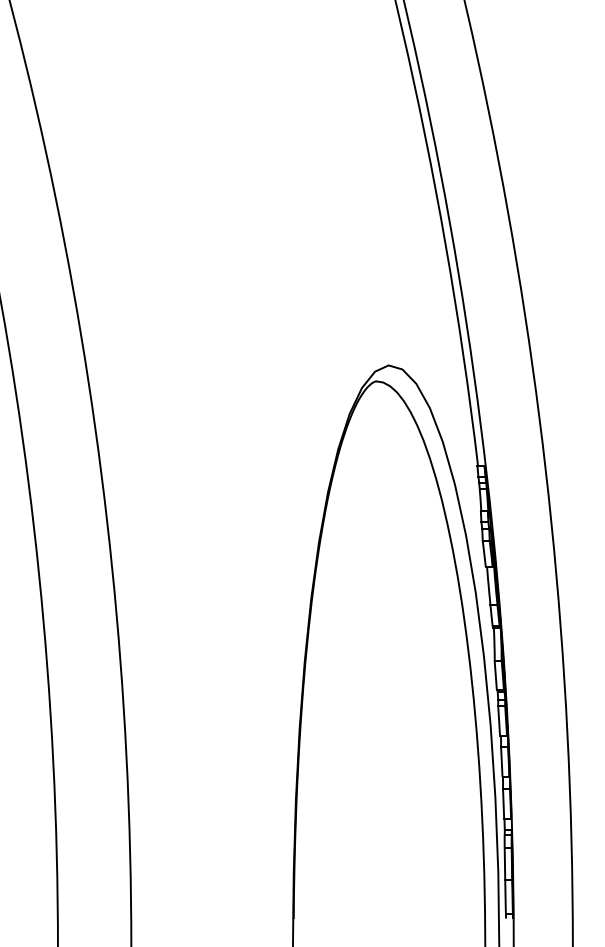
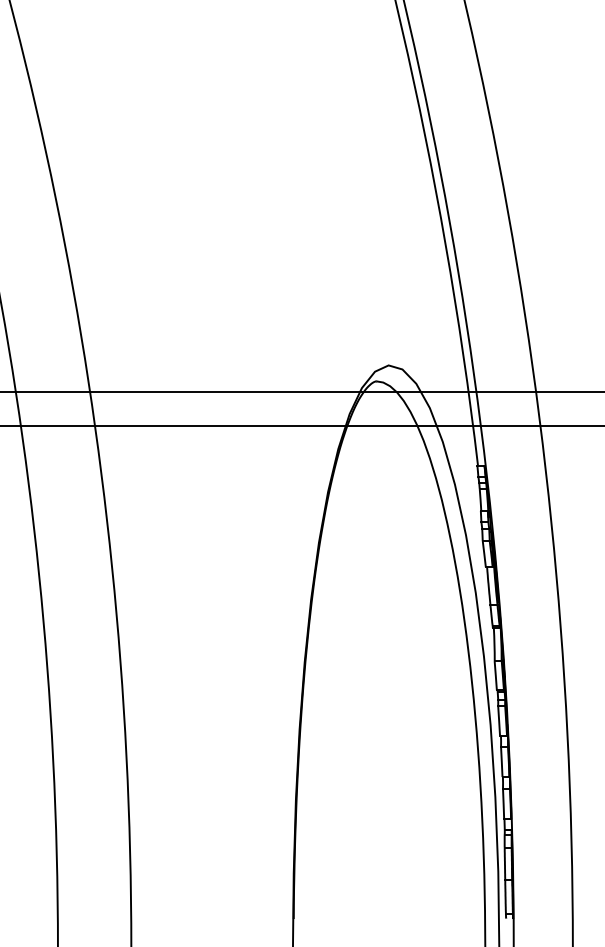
line: none -> present (301, 391)
line: none -> present (301, 426)
